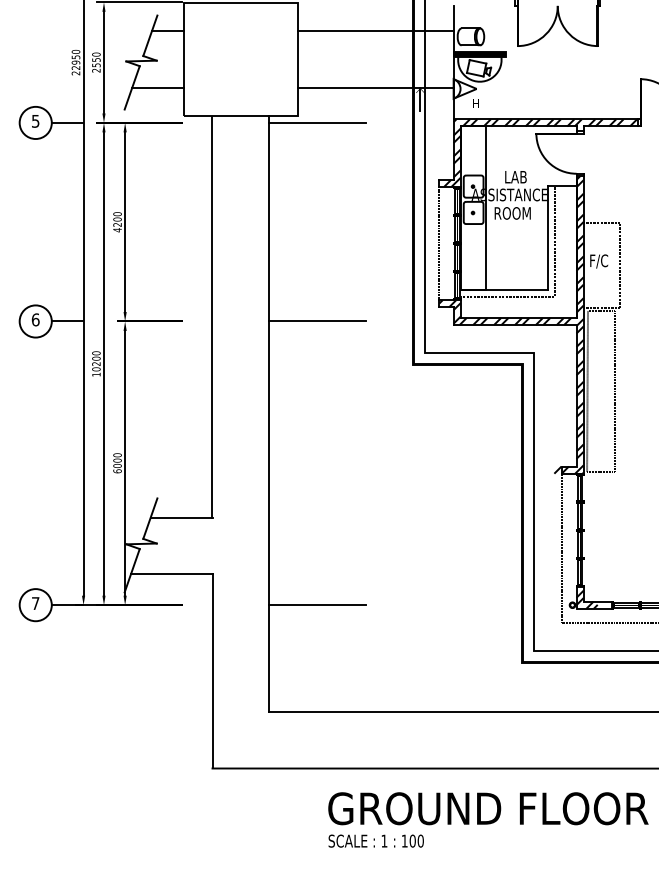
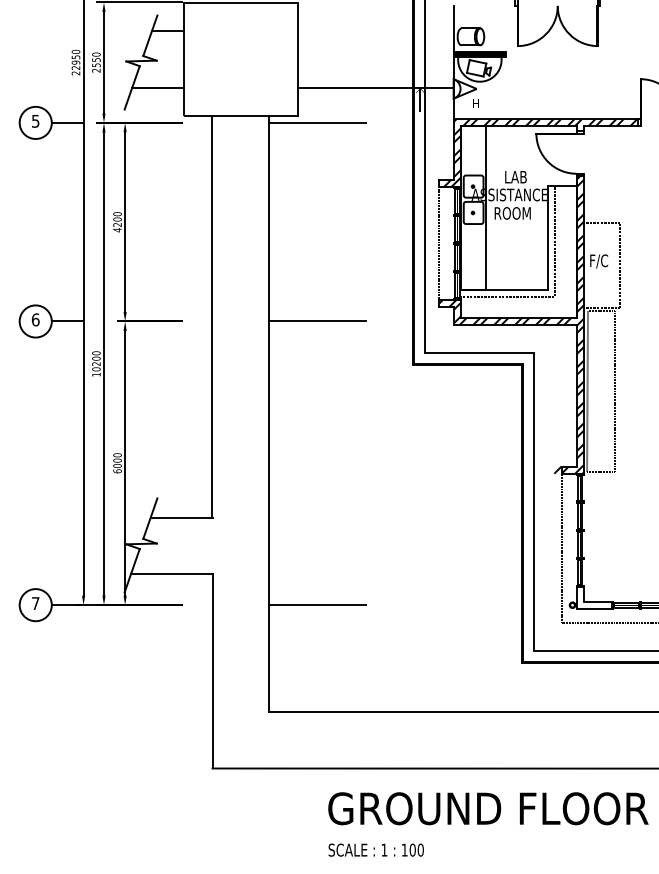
line: present -> none (375, 31)
hatch: present -> none (586, 599)
text position: (375, 840) -> (375, 849) (375, 849)
